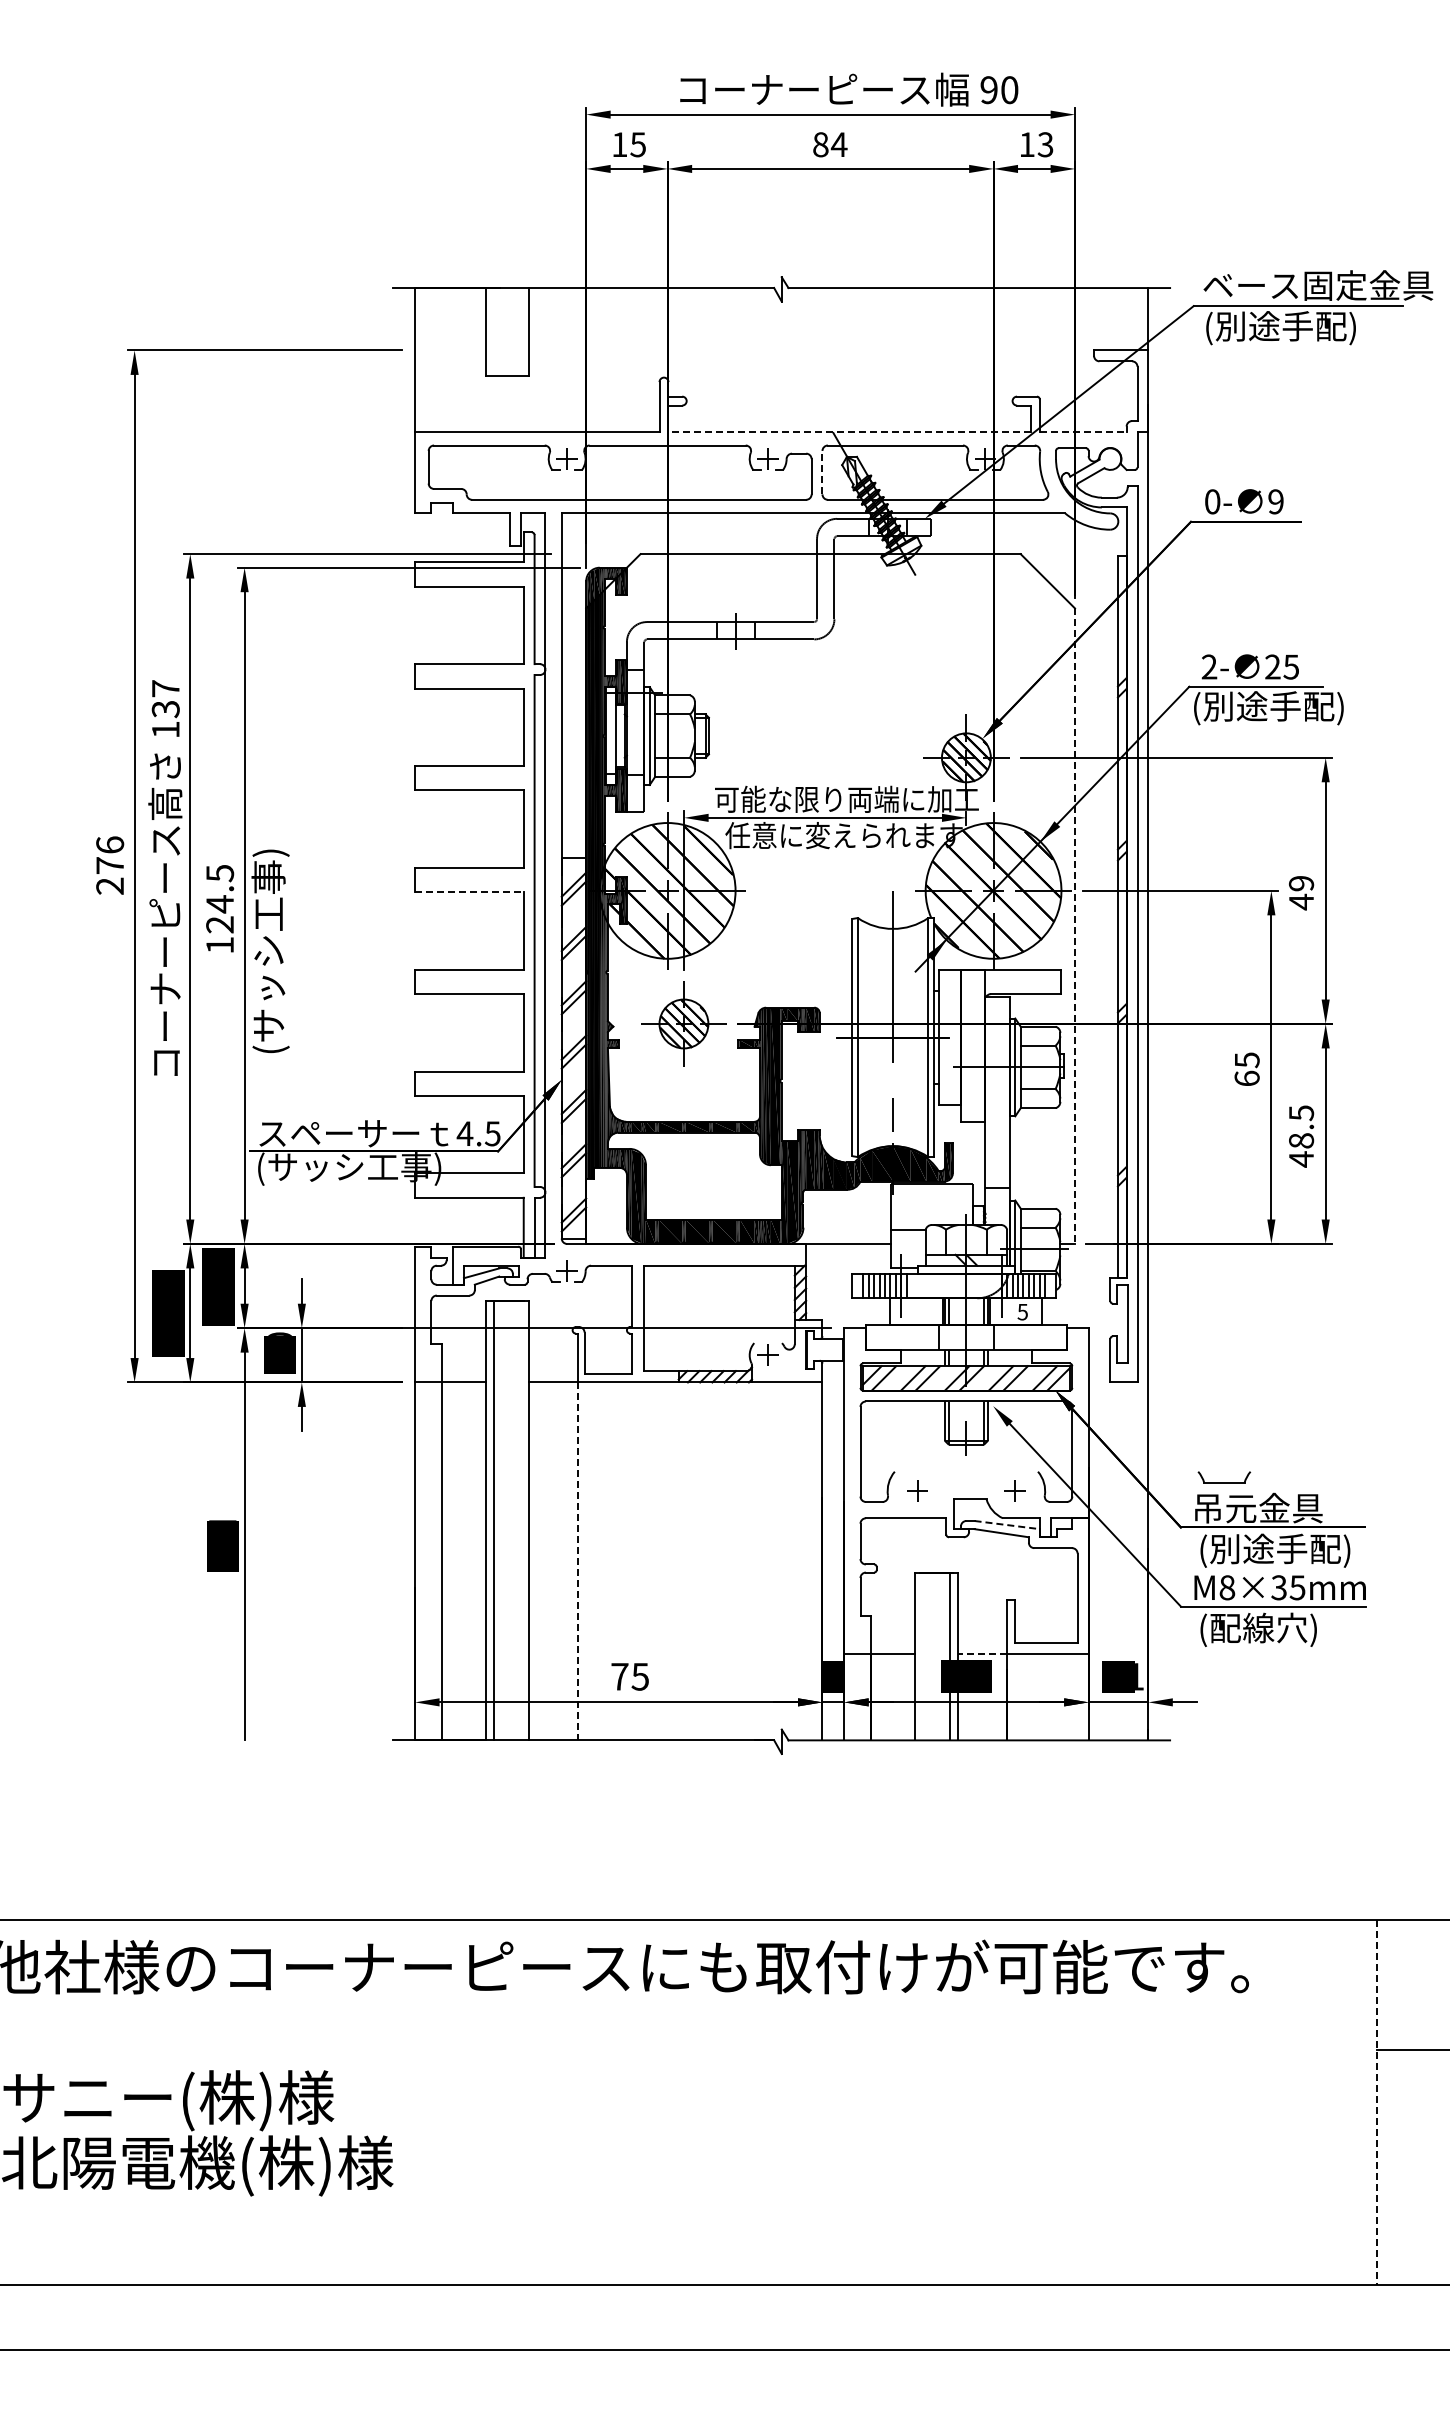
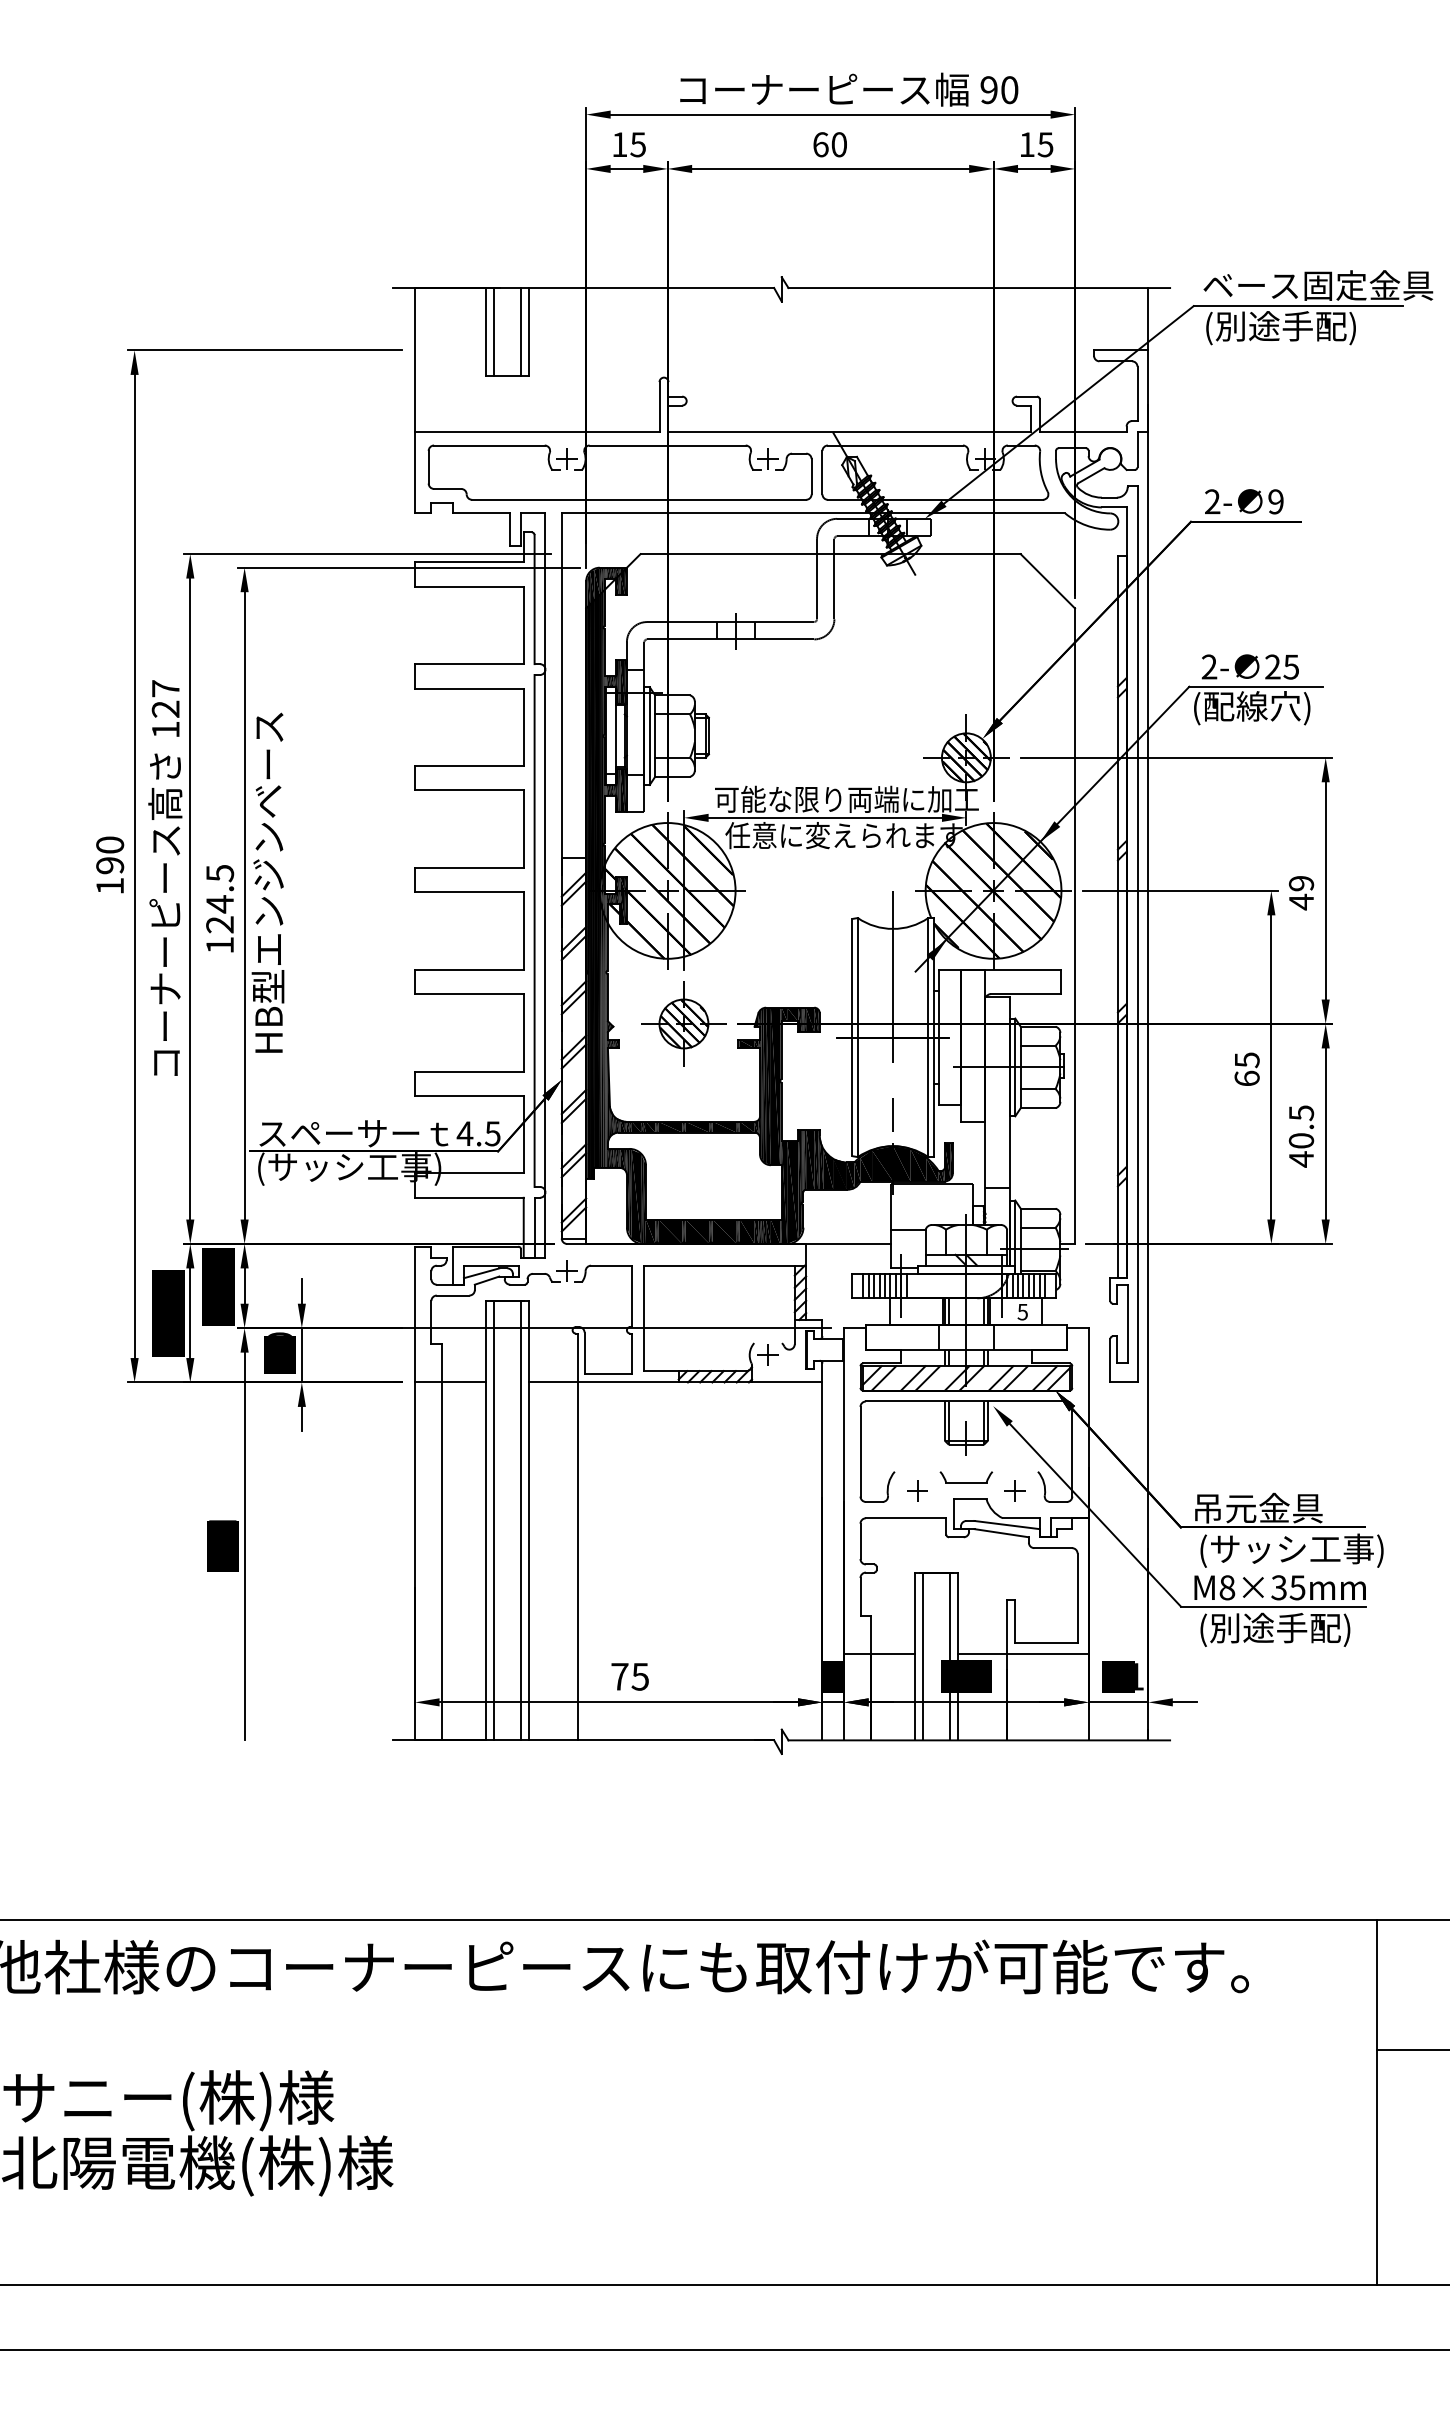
text: 84 -> 60 (830, 144)
text: 13 -> 15 (1045, 144)
line: none -> present (493, 332)
line: none -> present (521, 332)
line: dashed -> solid (849, 431)
line: dashed -> solid (1083, 431)
line: dashed -> solid (822, 472)
text: 0- -> 2- (1212, 501)
text: (別途手配) -> (配線穴) (1273, 708)
text: 137 -> 127 (165, 709)
text: 276 -> 190 (110, 865)
text: (サッシ工事) -> HB型エンジンベース (270, 882)
line: dashed -> solid (469, 892)
line: dashed -> solid (1075, 926)
text: 48.5 -> 40.5 (1301, 1140)
part position: (1224, 1477) -> (966, 1477) (966, 1477)
line: none -> present (521, 1520)
line: dashed -> solid (1007, 1525)
text: (別途手配) -> (サッシ工事) (1296, 1550)
line: dashed -> solid (578, 1561)
text: (配線穴) -> (別途手配) (1280, 1629)
line: dashed -> solid (982, 1654)
line: none -> present (922, 1656)
line: dashed -> solid (1377, 2102)
